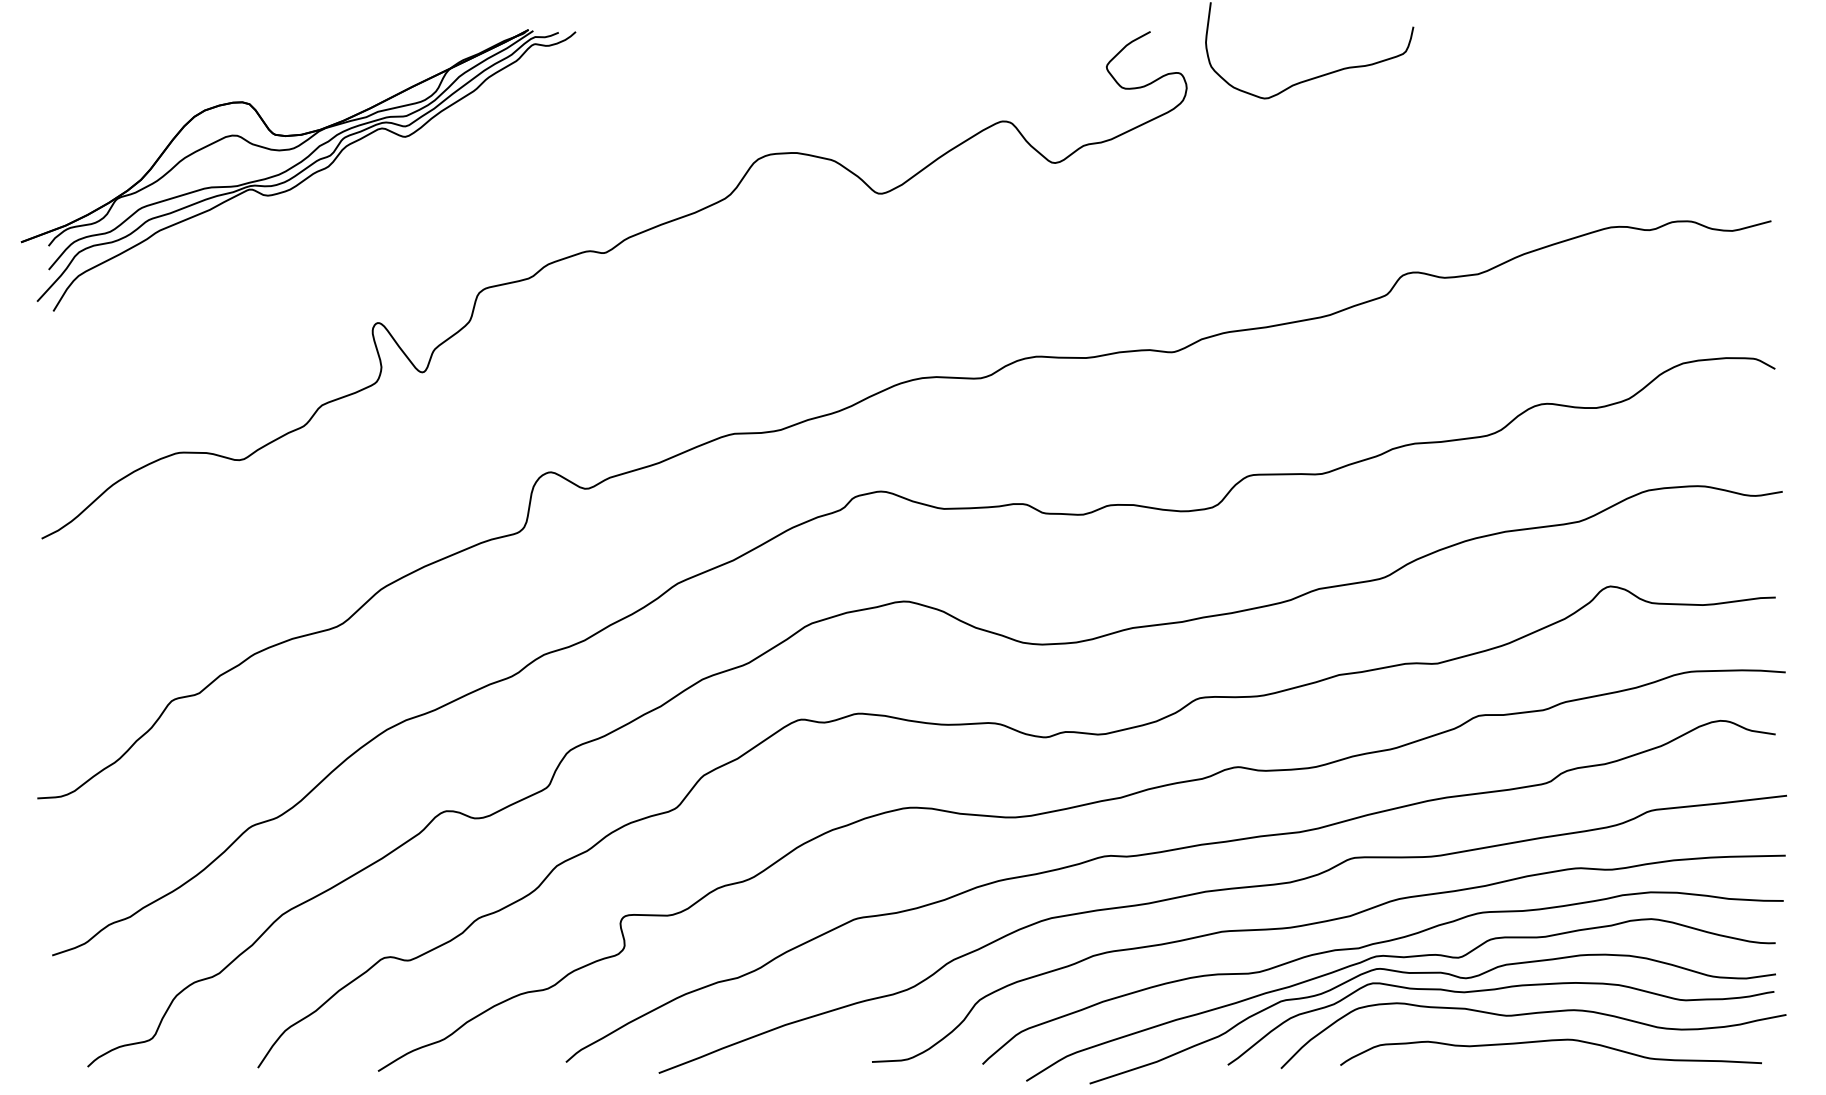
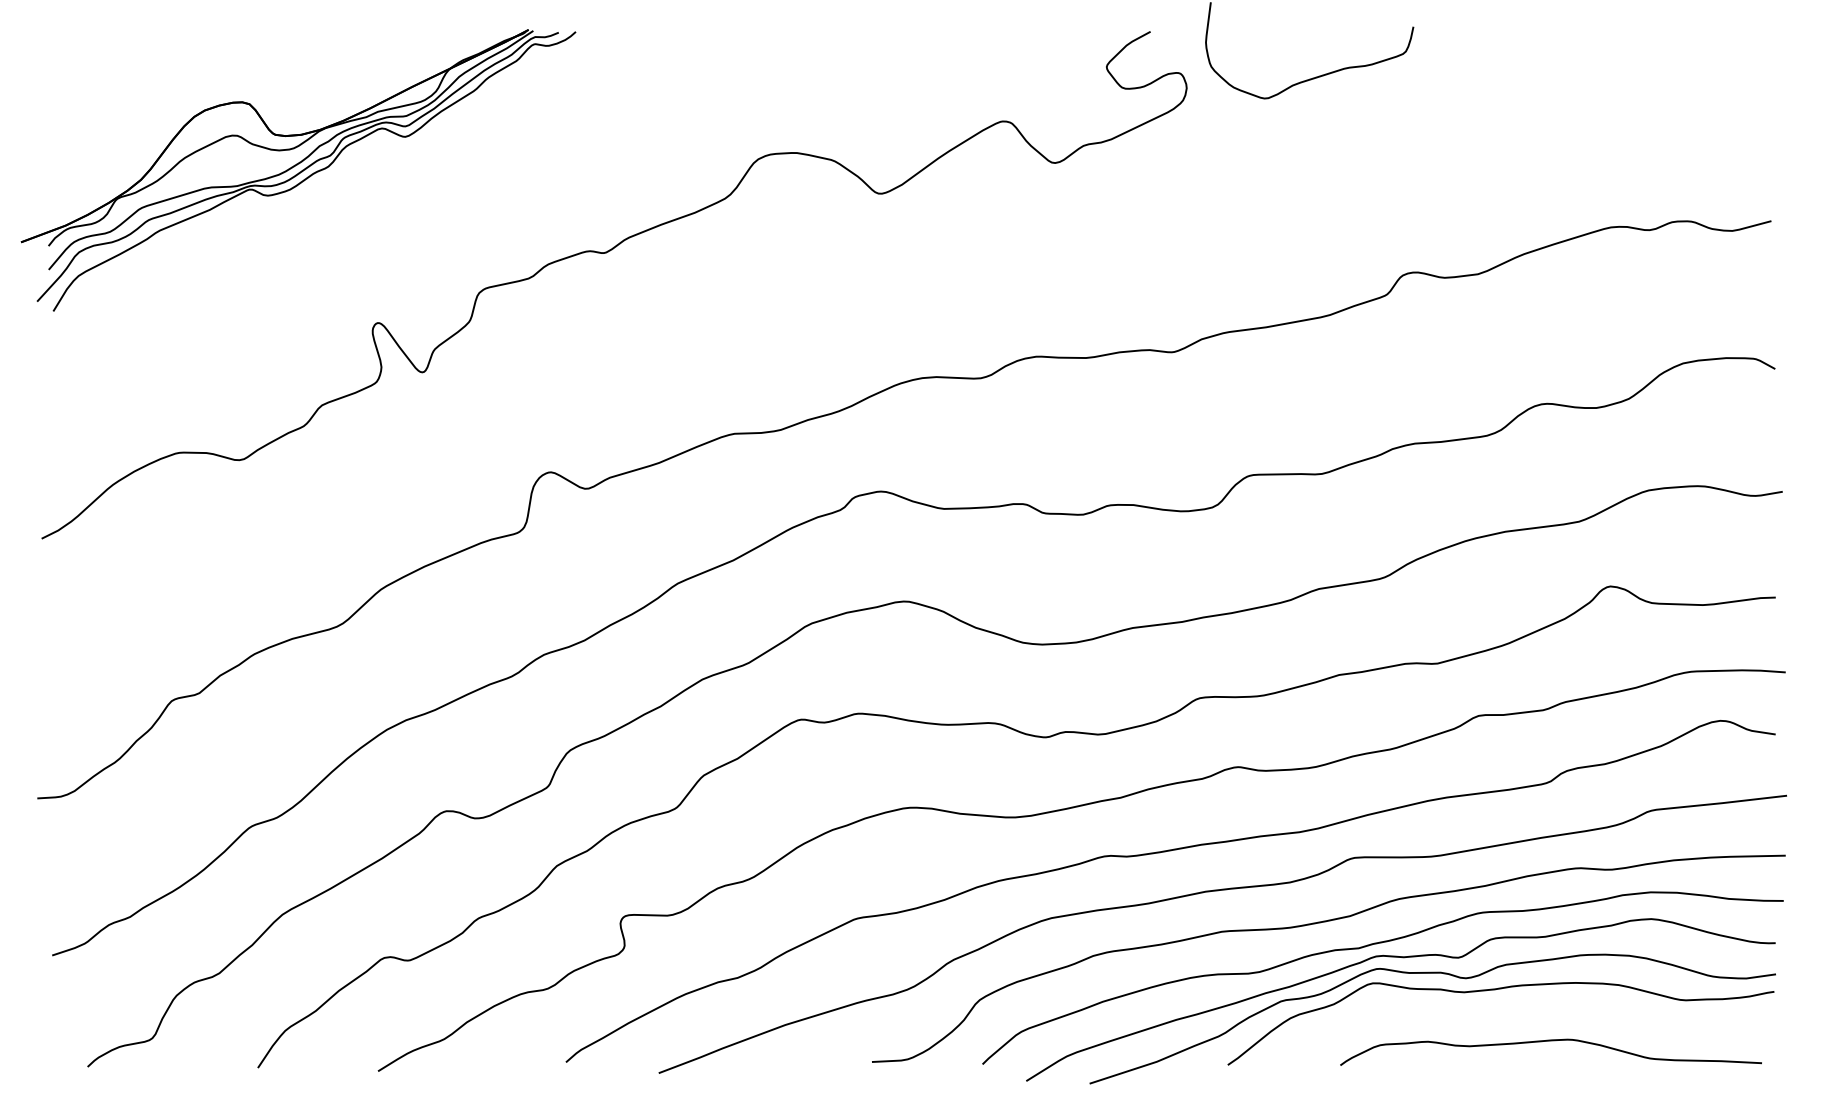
curve: present -> none (1533, 1014)
